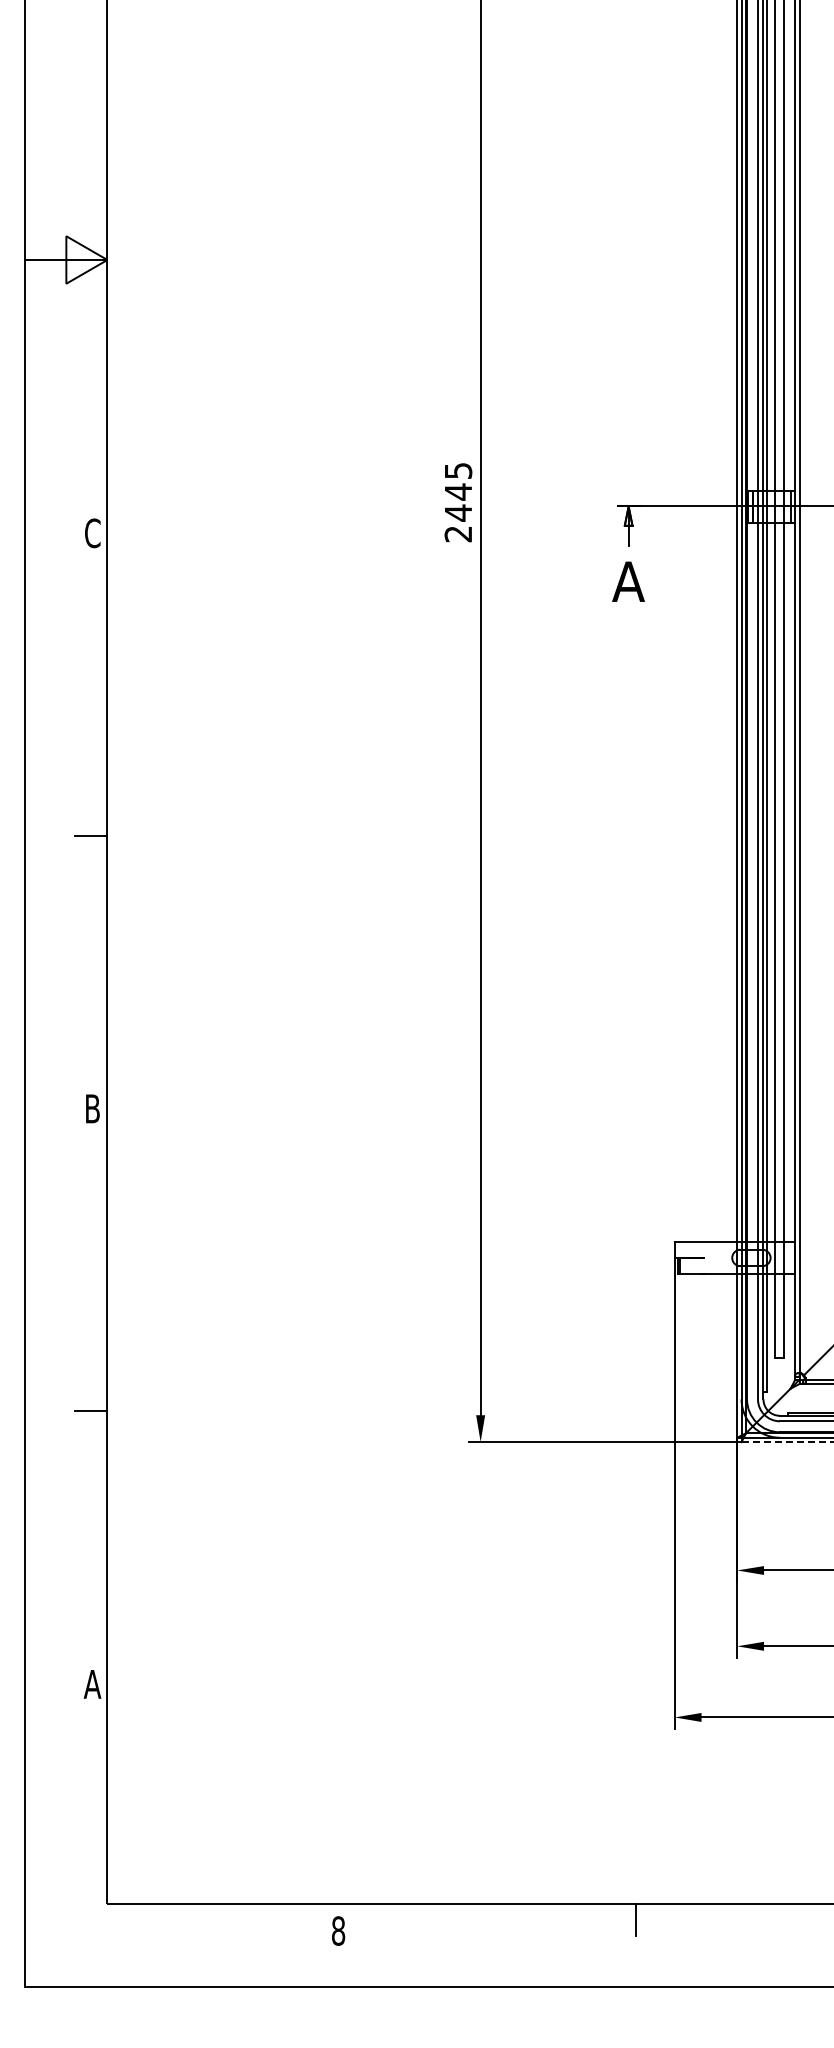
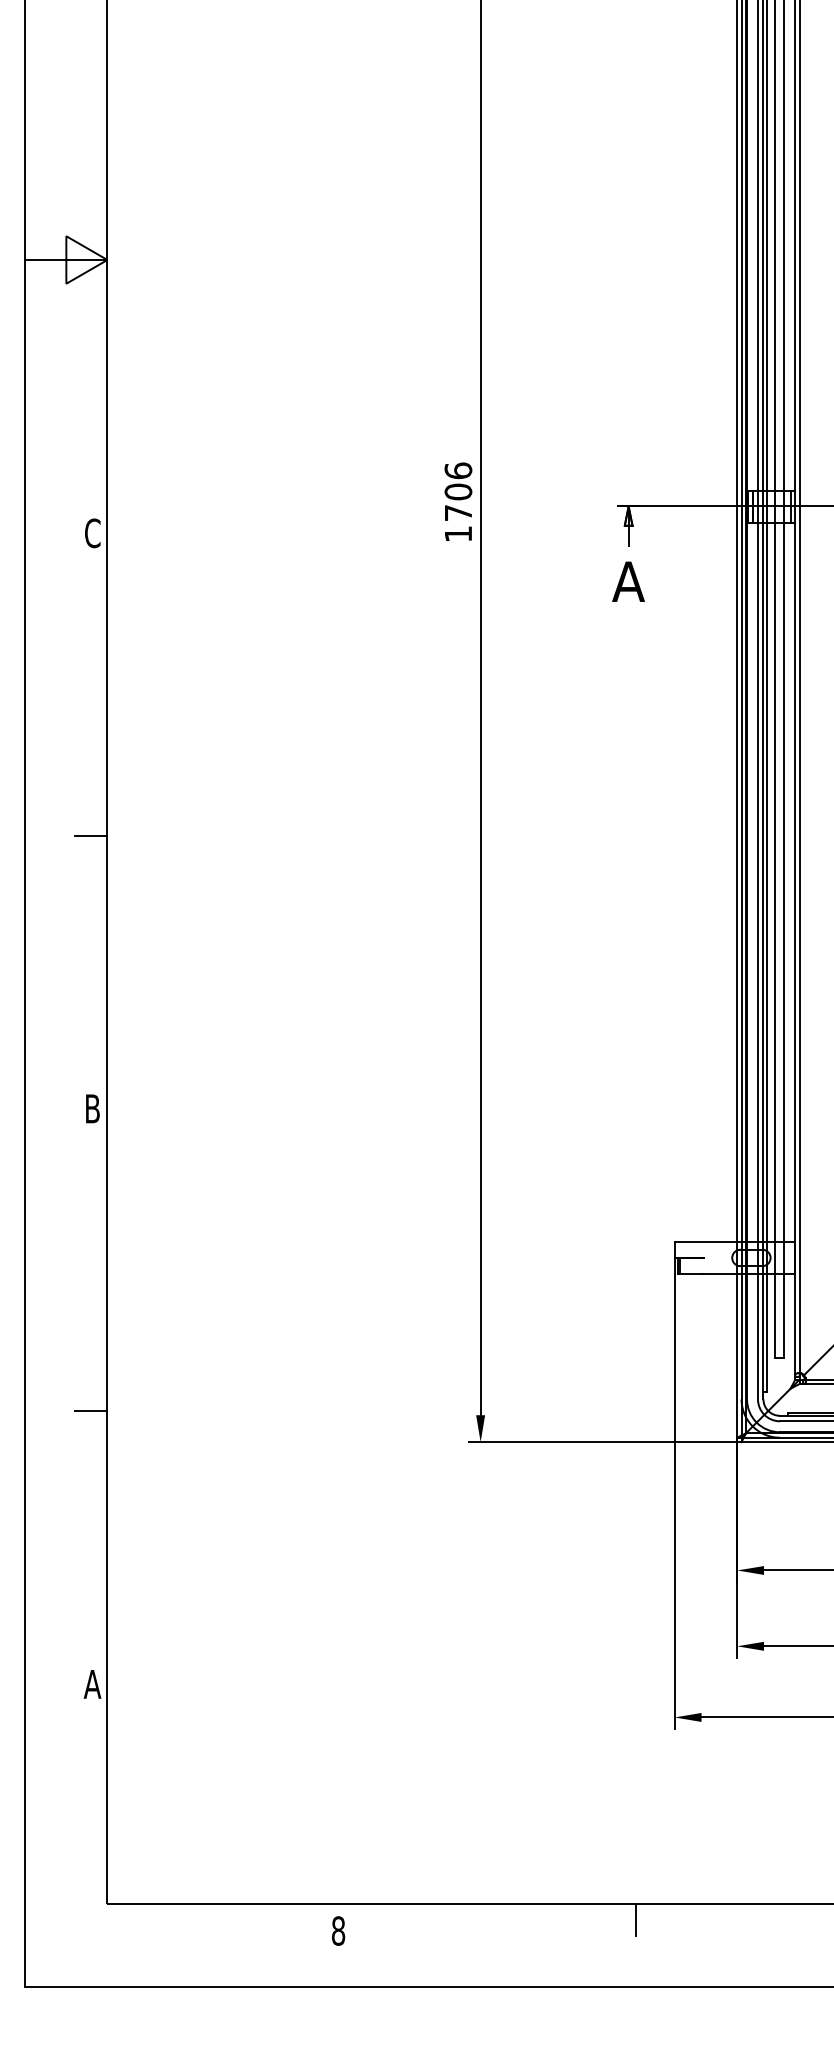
text: 2445 -> 1706 (458, 502)
line: dashed -> solid (787, 1442)
